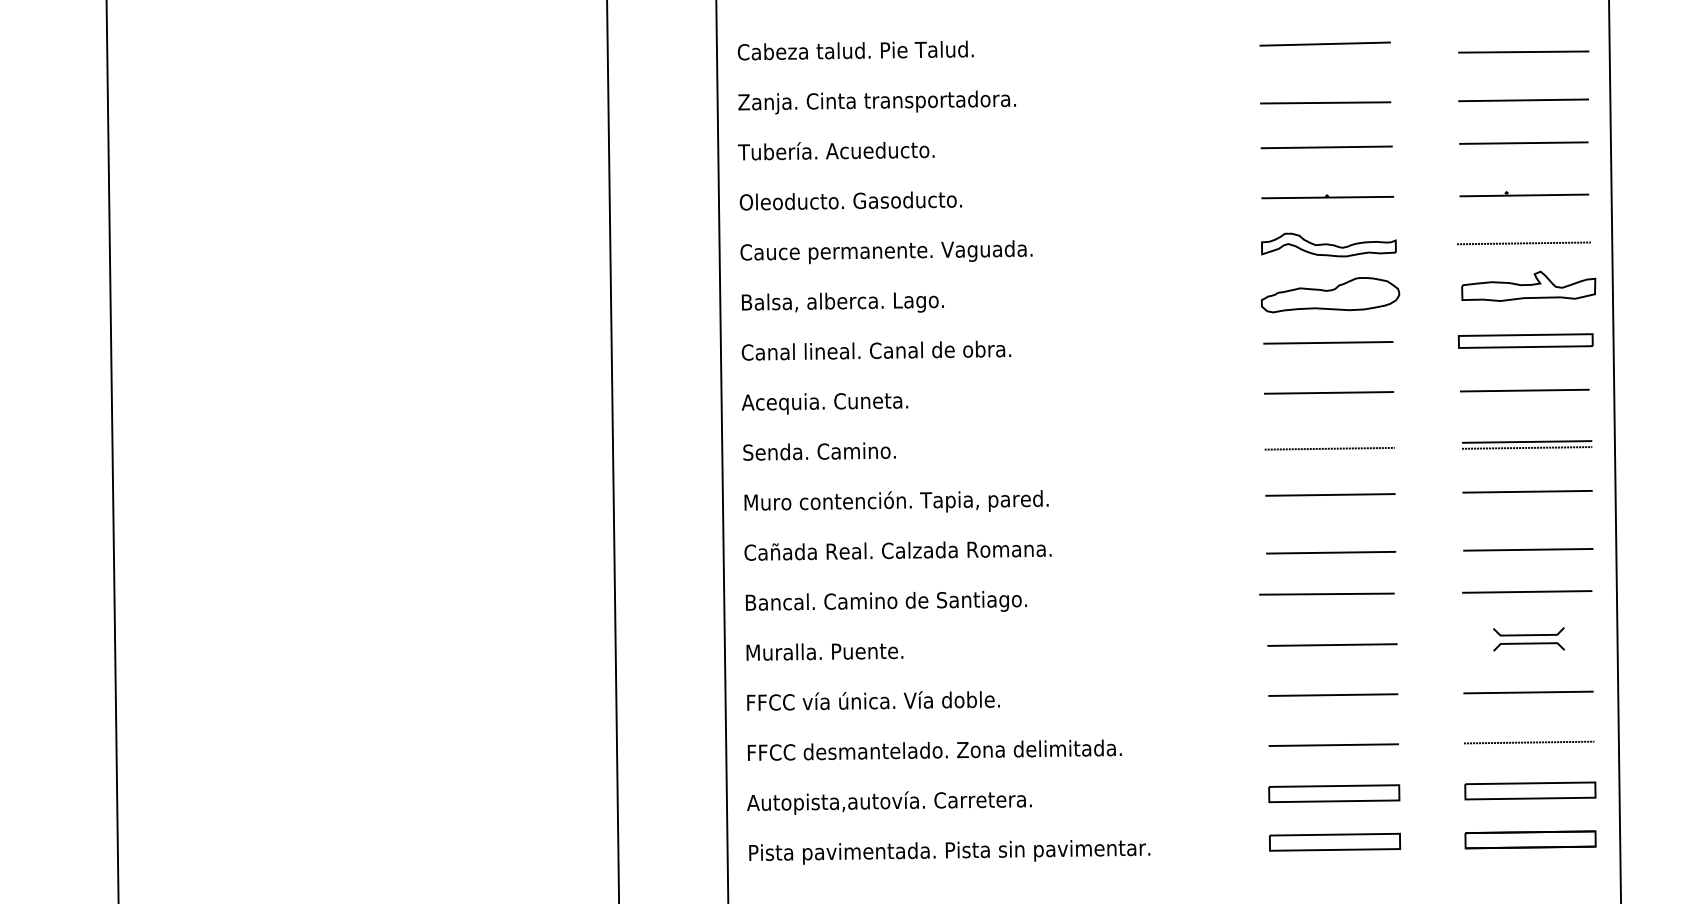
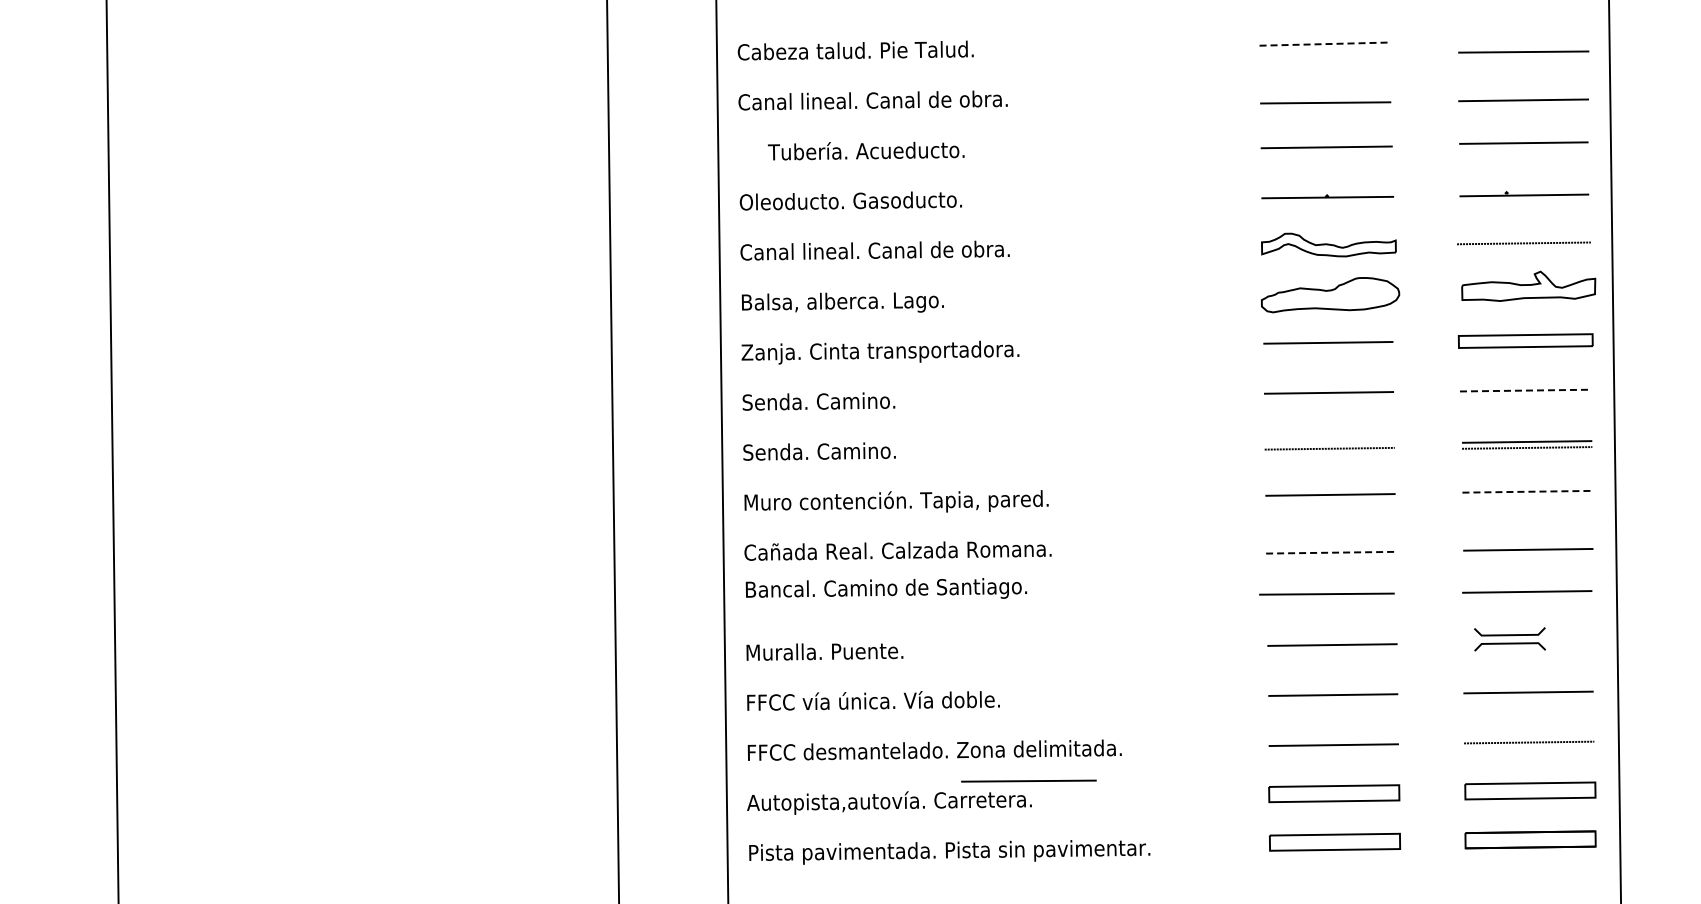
line: solid -> dashed (1325, 44)
text: Zanja. Cinta transportadora. -> Canal lineal. Canal de obra. (876, 102)
text position: (836, 150) -> (866, 150) (866, 150)
text: Cauce permanente. Vaguada. -> Canal lineal. Canal de obra. (899, 252)
text: Canal lineal. Canal de obra. -> Zanja. Cinta transportadora. (880, 352)
line: solid -> dashed (1524, 390)
text: Acequia. Cuneta. -> Senda. Camino. (824, 403)
line: solid -> dashed (1528, 491)
line: solid -> dashed (1331, 552)
text position: (885, 601) -> (885, 588) (885, 588)
part position: (1528, 639) -> (1509, 639) (1509, 639)
line: none -> present (1028, 780)
